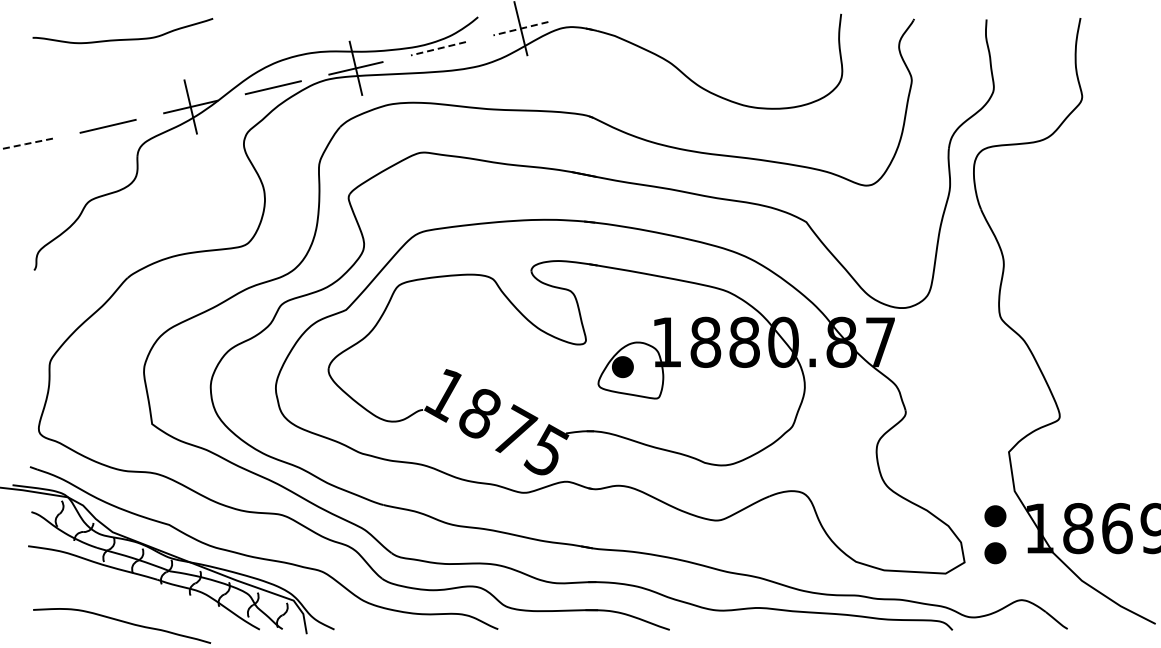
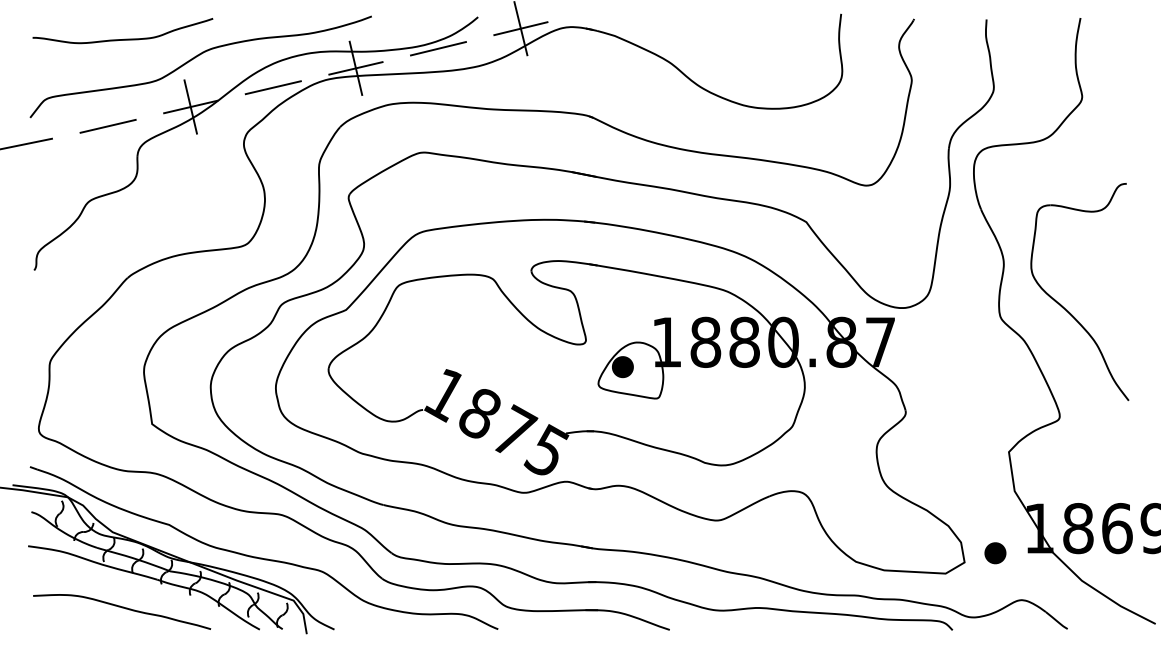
line: dashed -> solid (520, 28)
line: dashed -> solid (437, 48)
curve: none -> present (195, 58)
line: dashed -> solid (26, 144)
part: none -> present (1064, 307)
part: present -> none (995, 516)
curve position: (122, 622) -> (122, 608) (122, 608)
